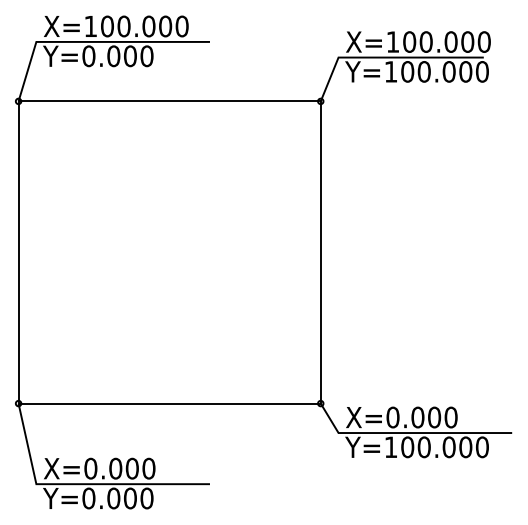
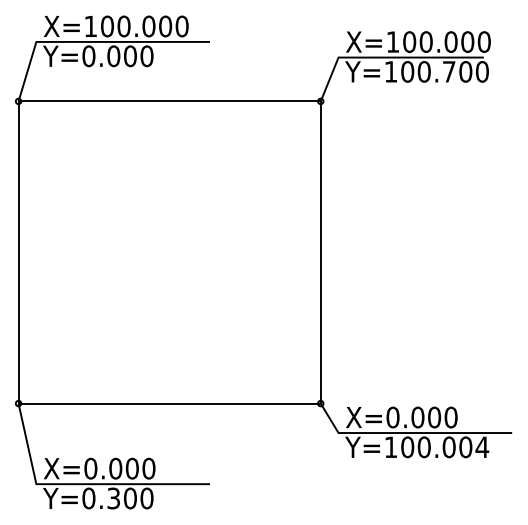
text: Y=100.000 -> Y=100.700 (448, 71)
text: Y=100.000 -> Y=100.004 (482, 447)
text: Y=0.000 -> Y=0.300 (113, 498)
